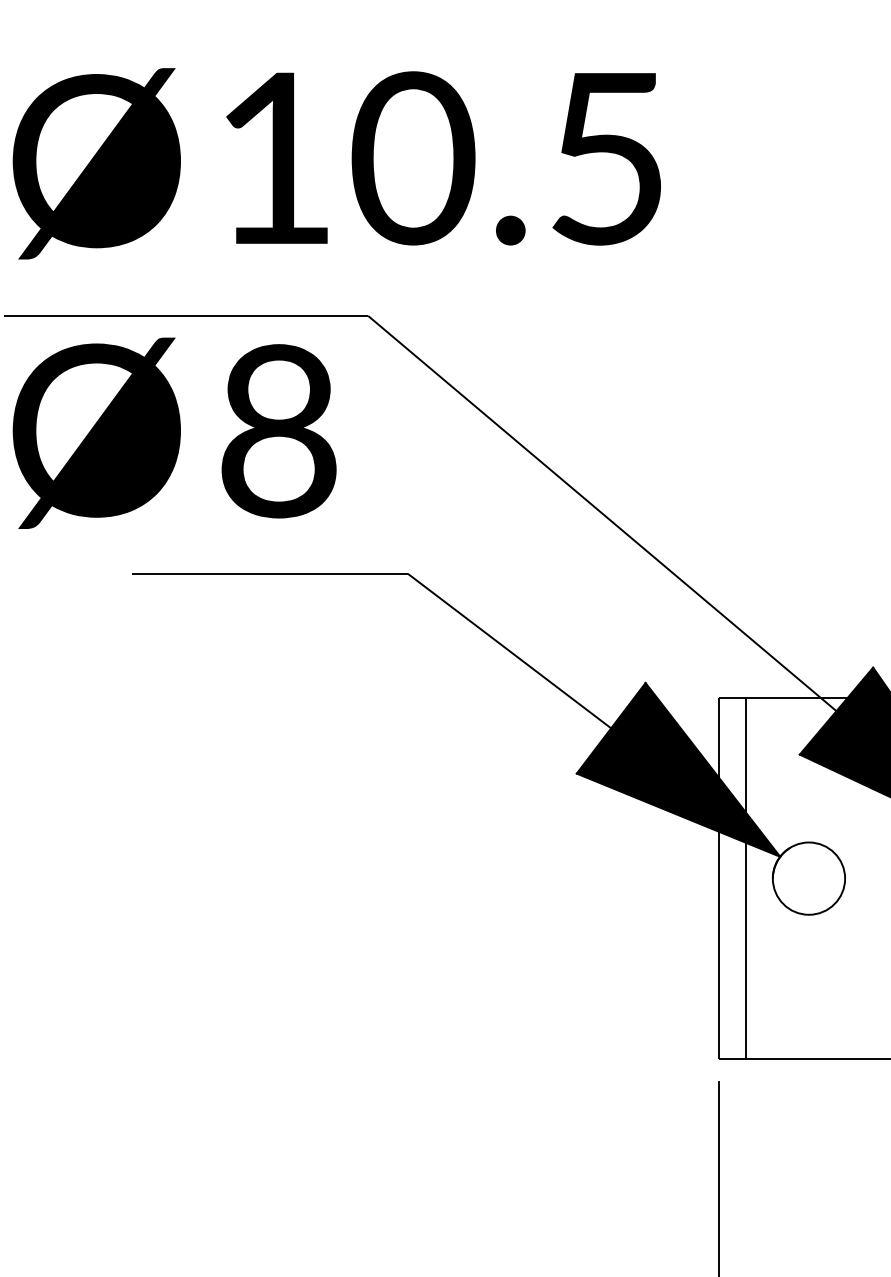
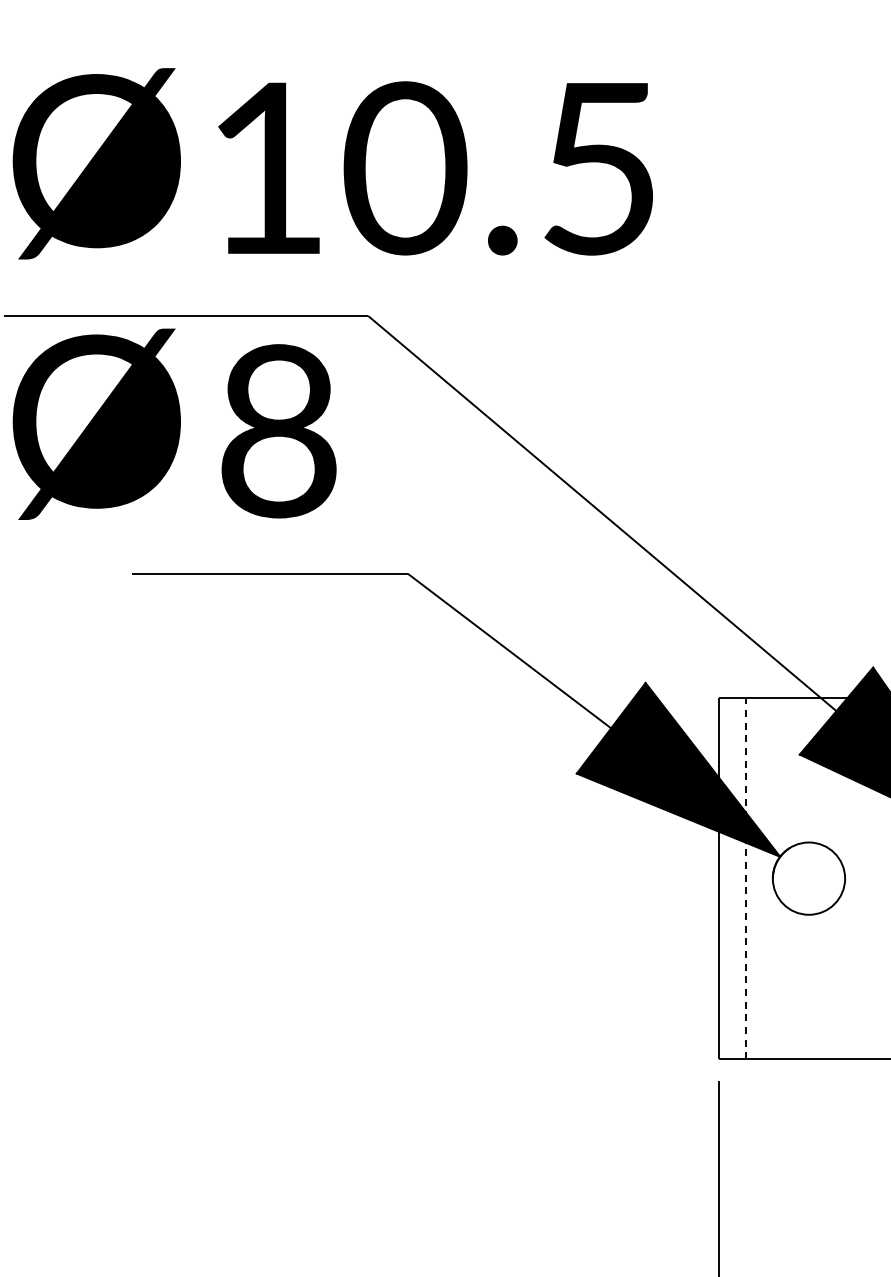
text position: (443, 158) -> (435, 168) (435, 168)
text position: (96, 432) -> (96, 423) (96, 423)
line: solid -> dashed (745, 878)
